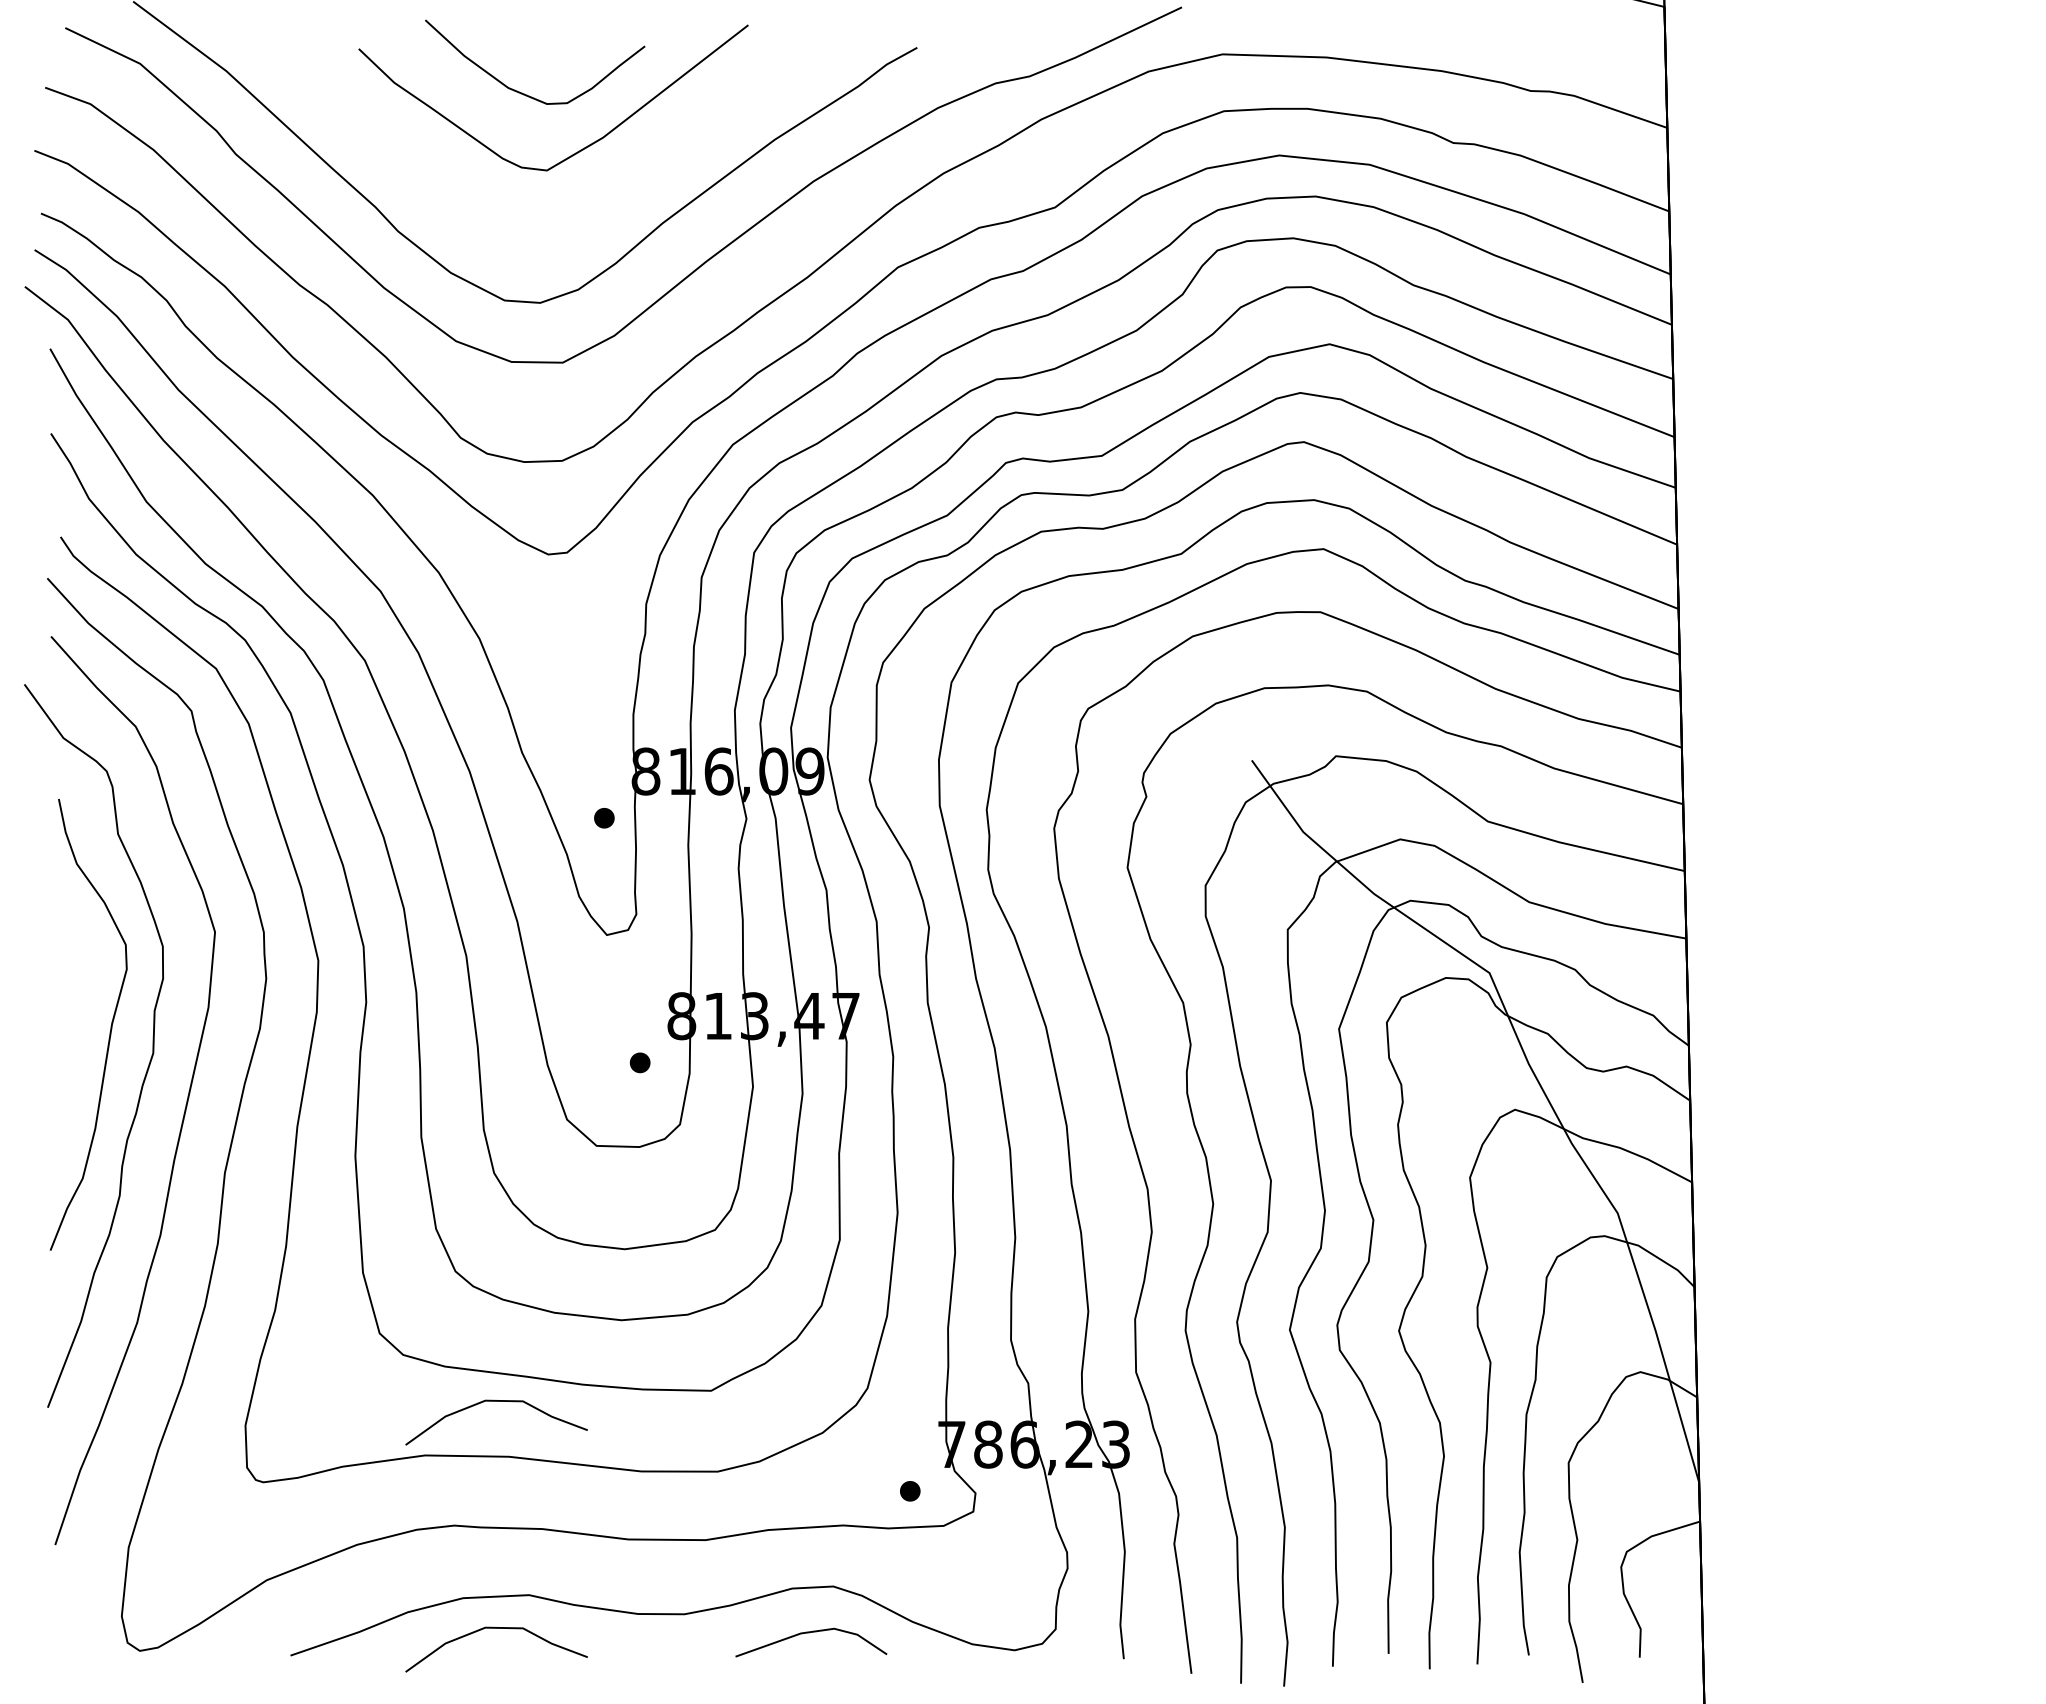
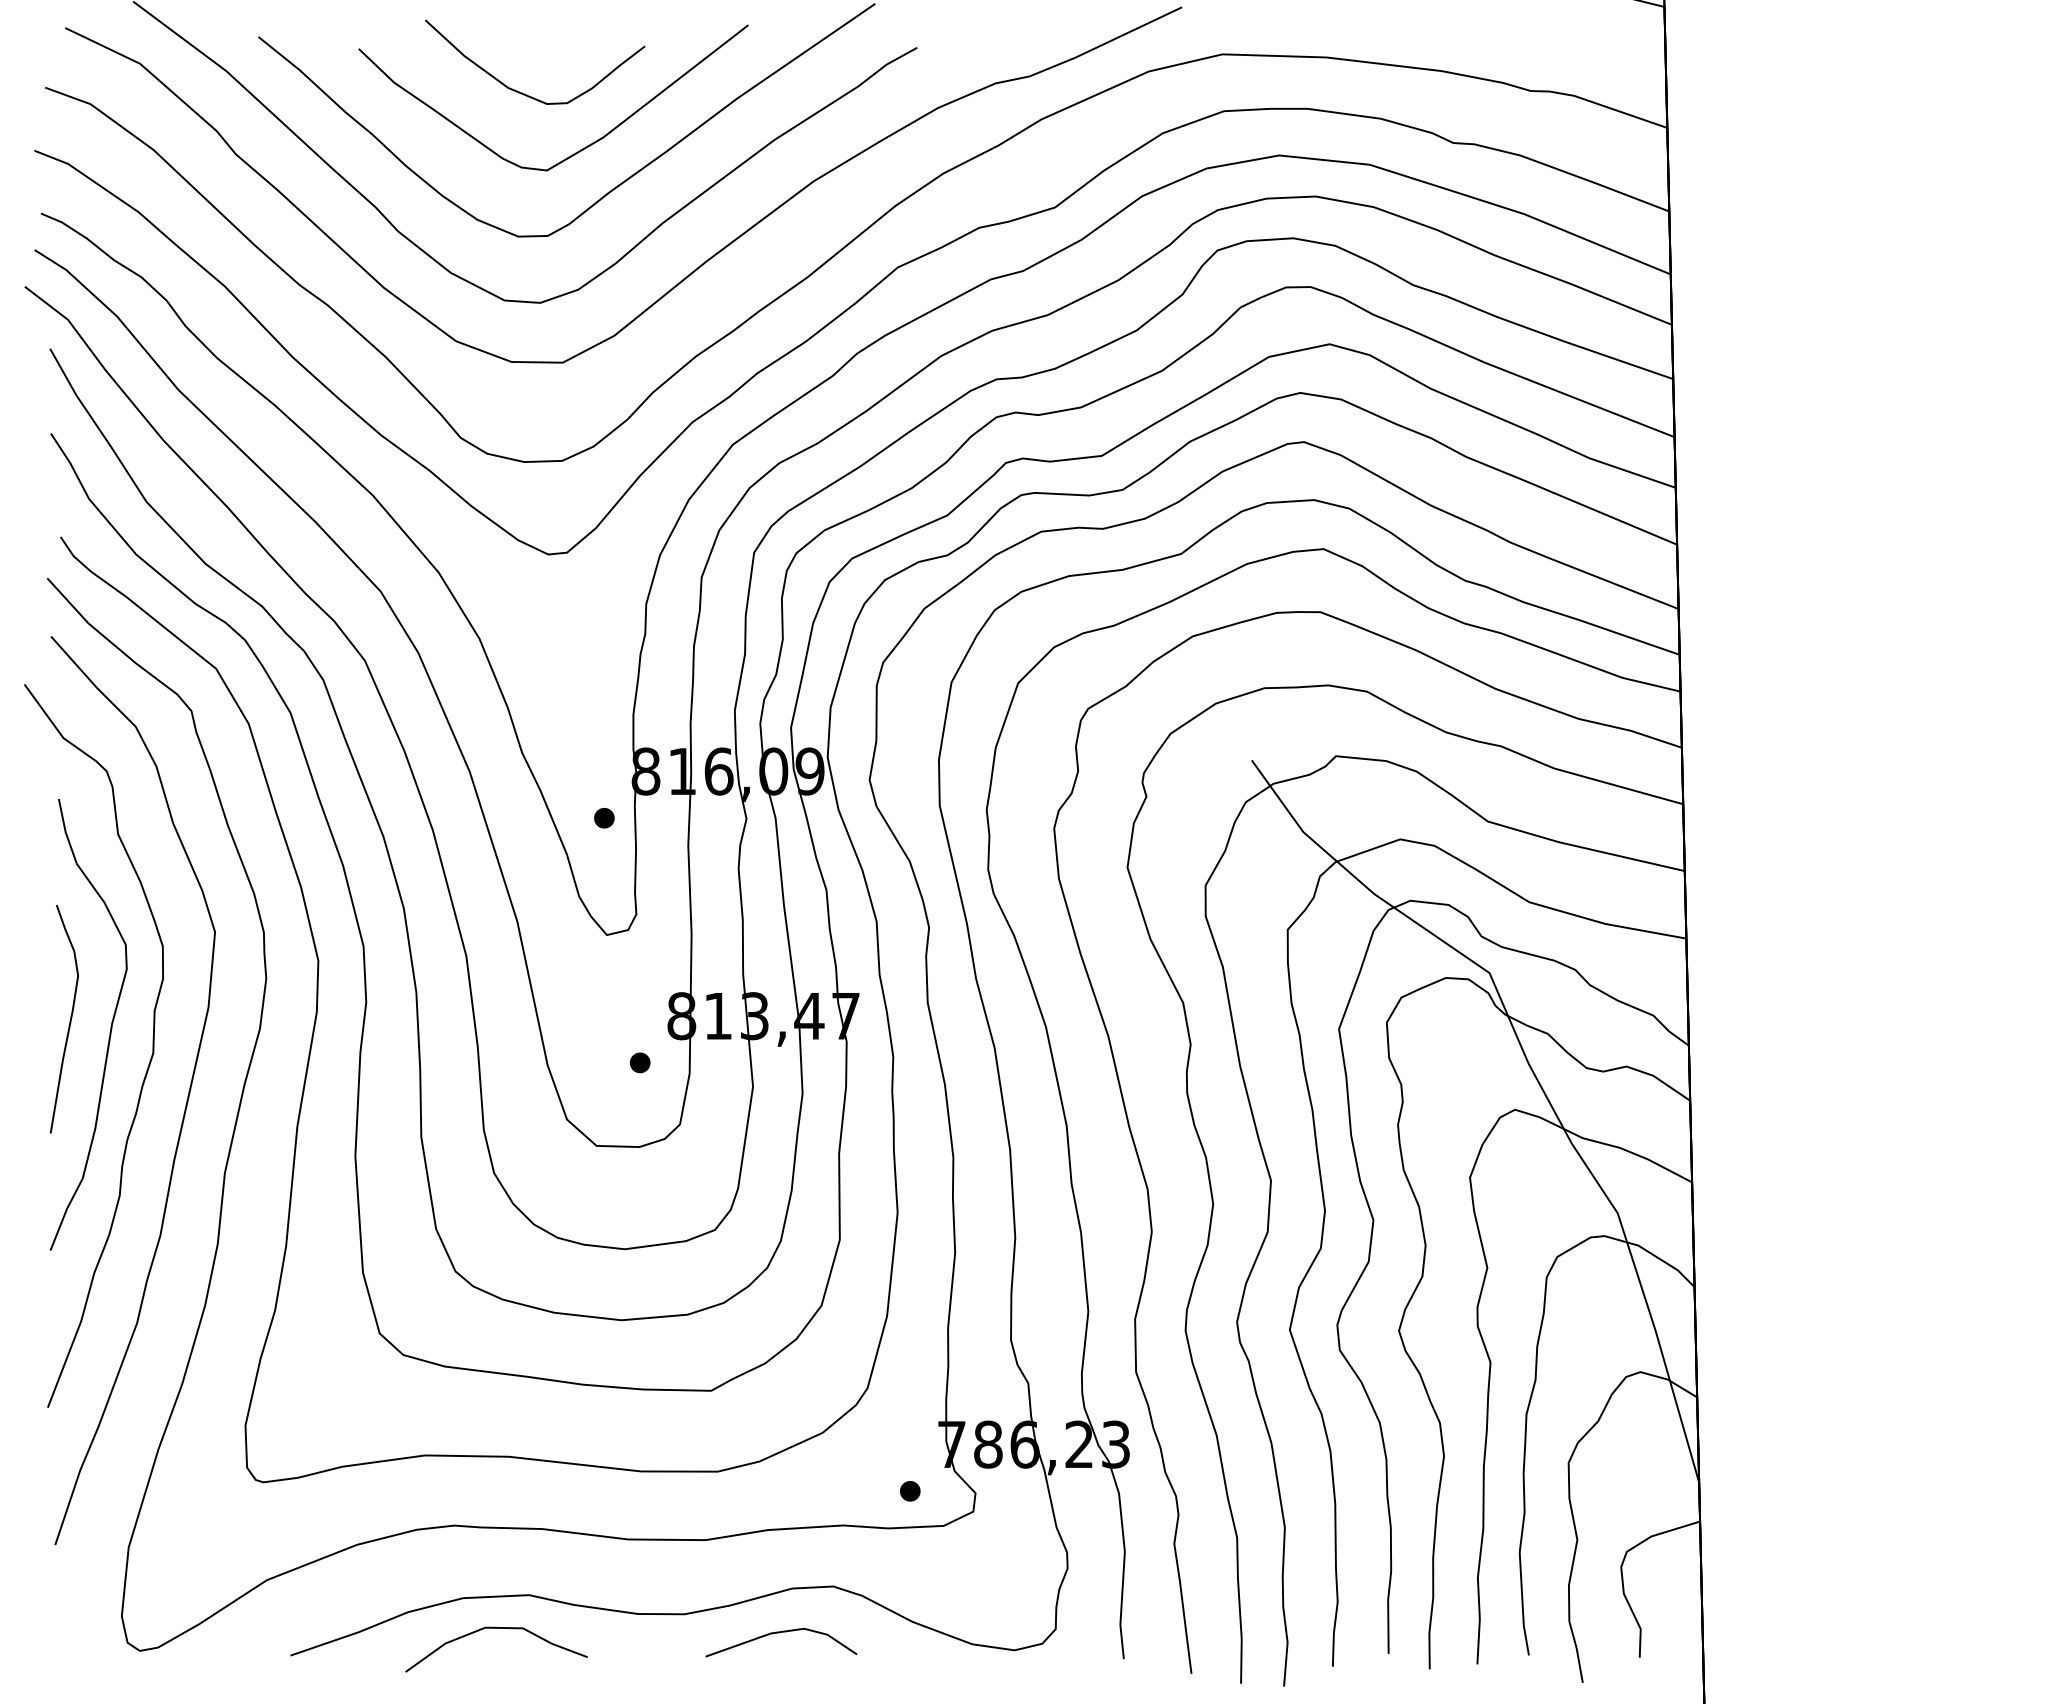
curve: none -> present (615, 186)
curve: none -> present (69, 1020)
curve: present -> none (496, 1401)
line position: (809, 1633) -> (779, 1633) (779, 1633)
